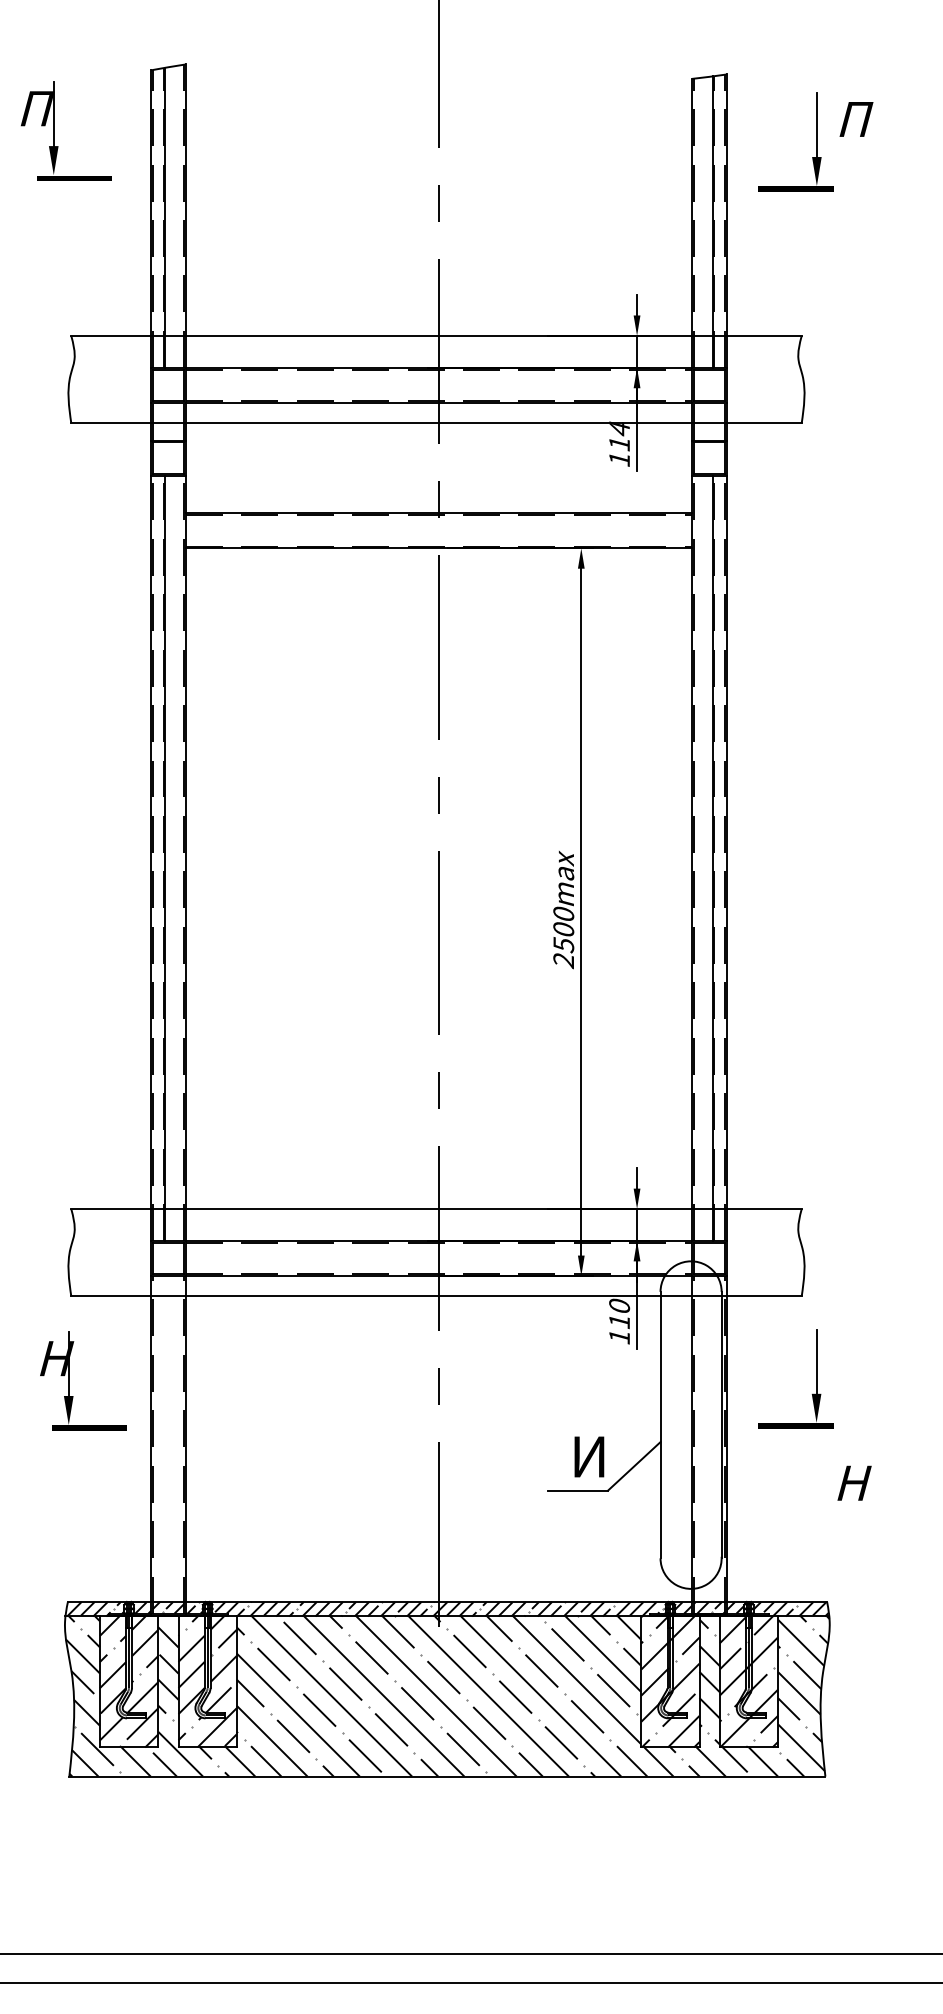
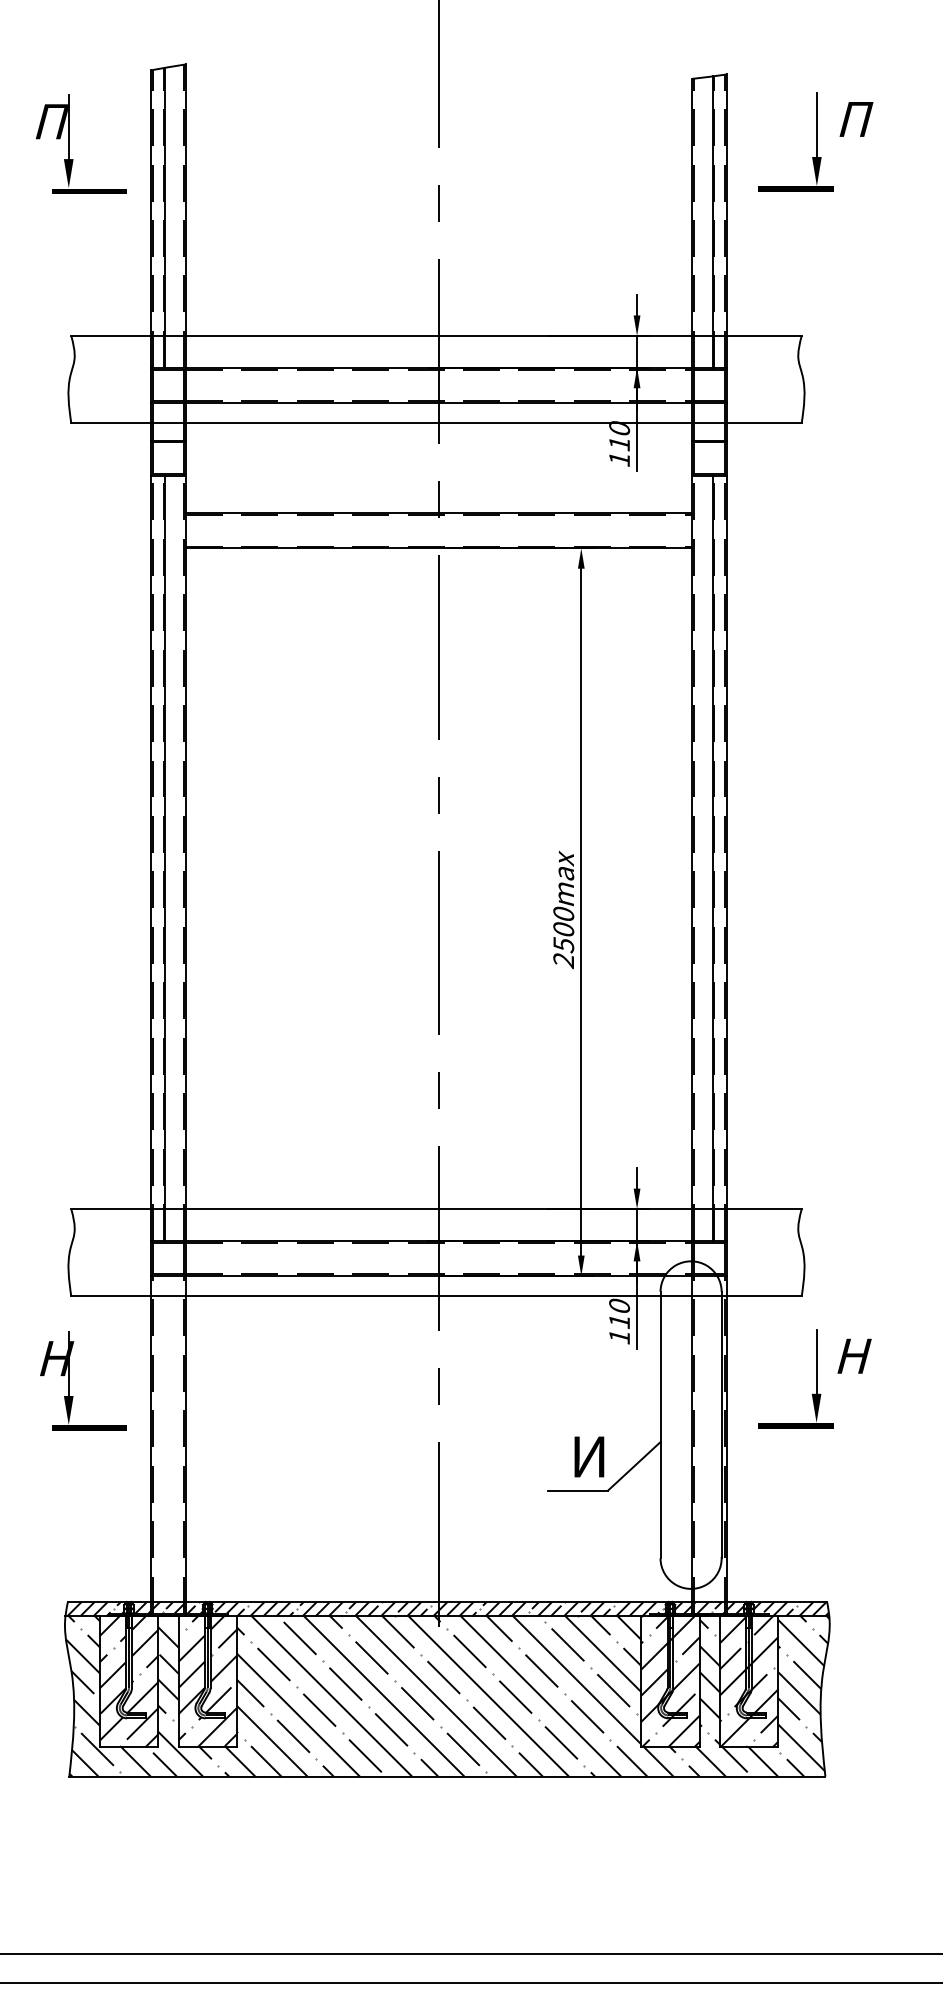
part position: (54, 130) -> (69, 143) (69, 143)
text: 114 -> 110 (619, 428)
text position: (854, 1482) -> (854, 1355) (854, 1355)
